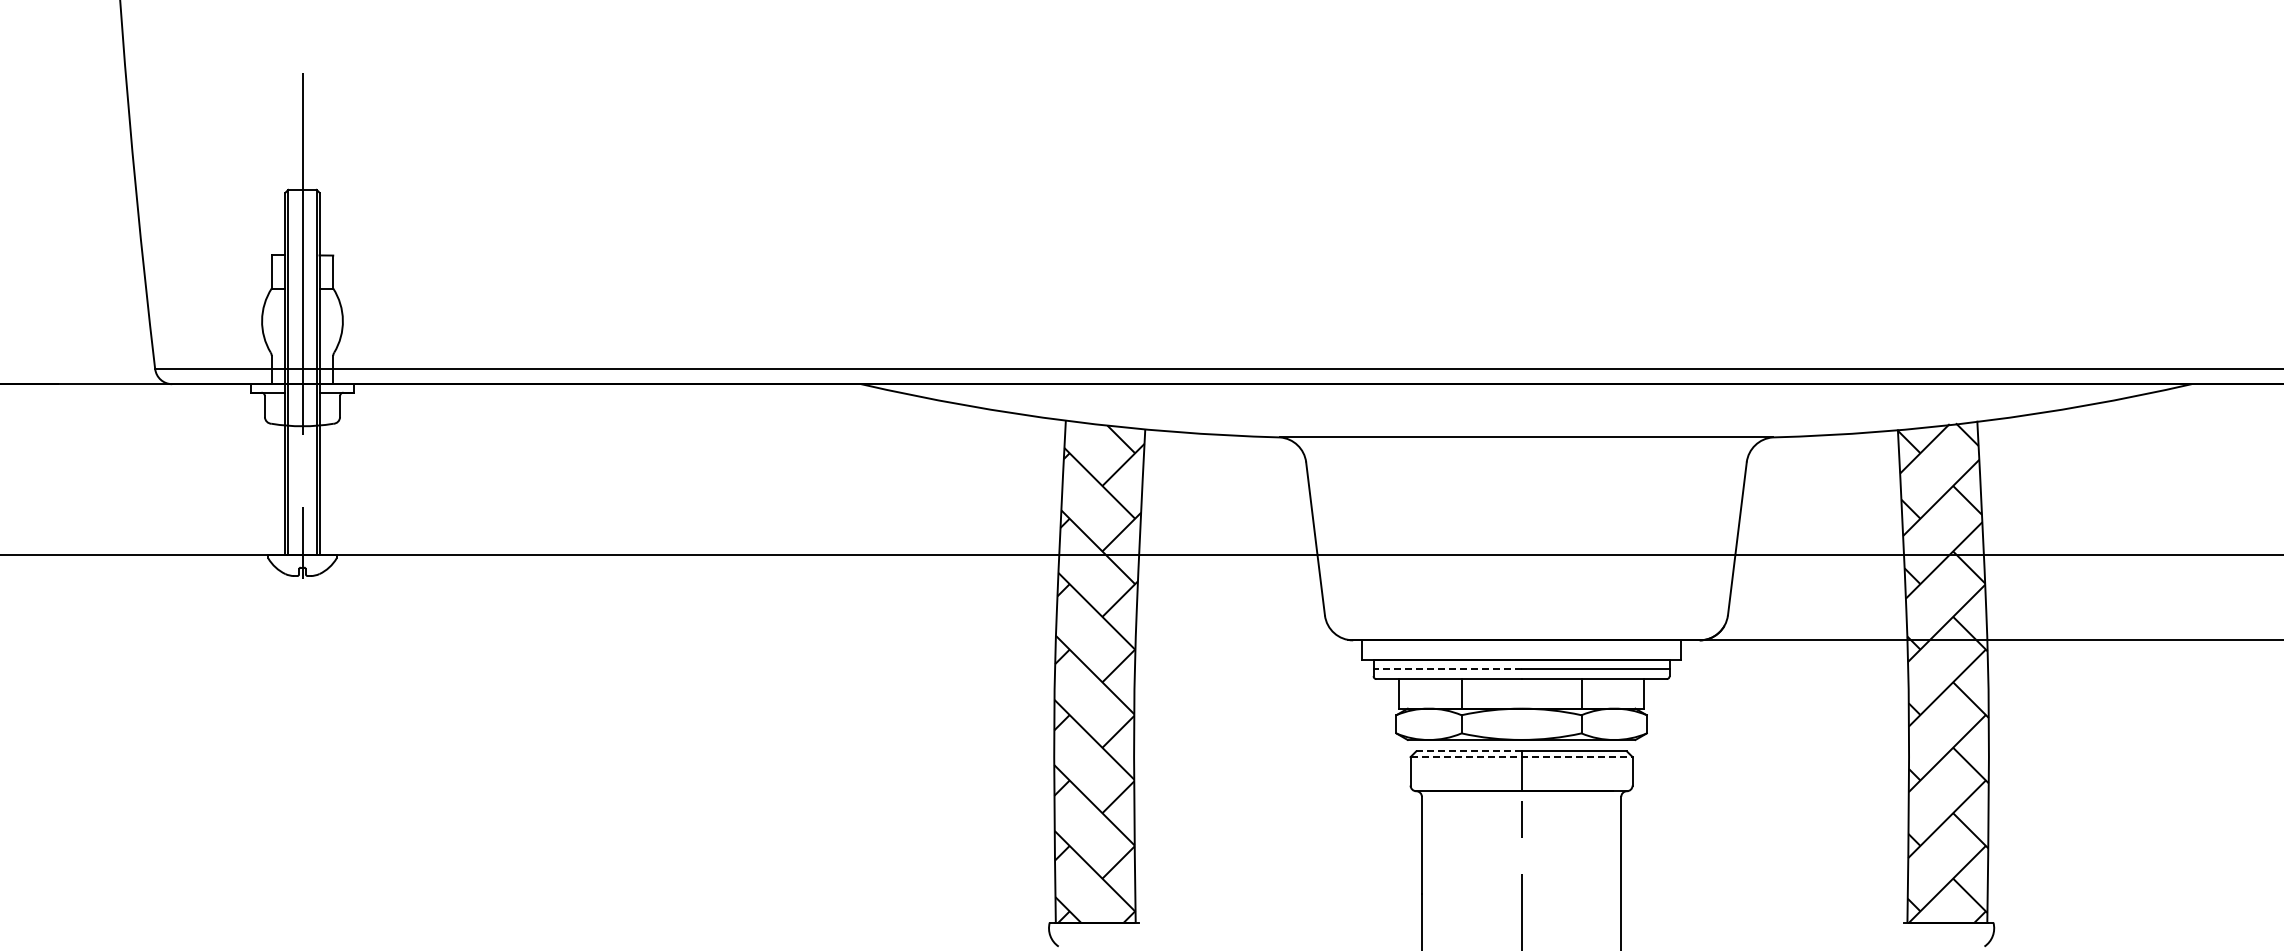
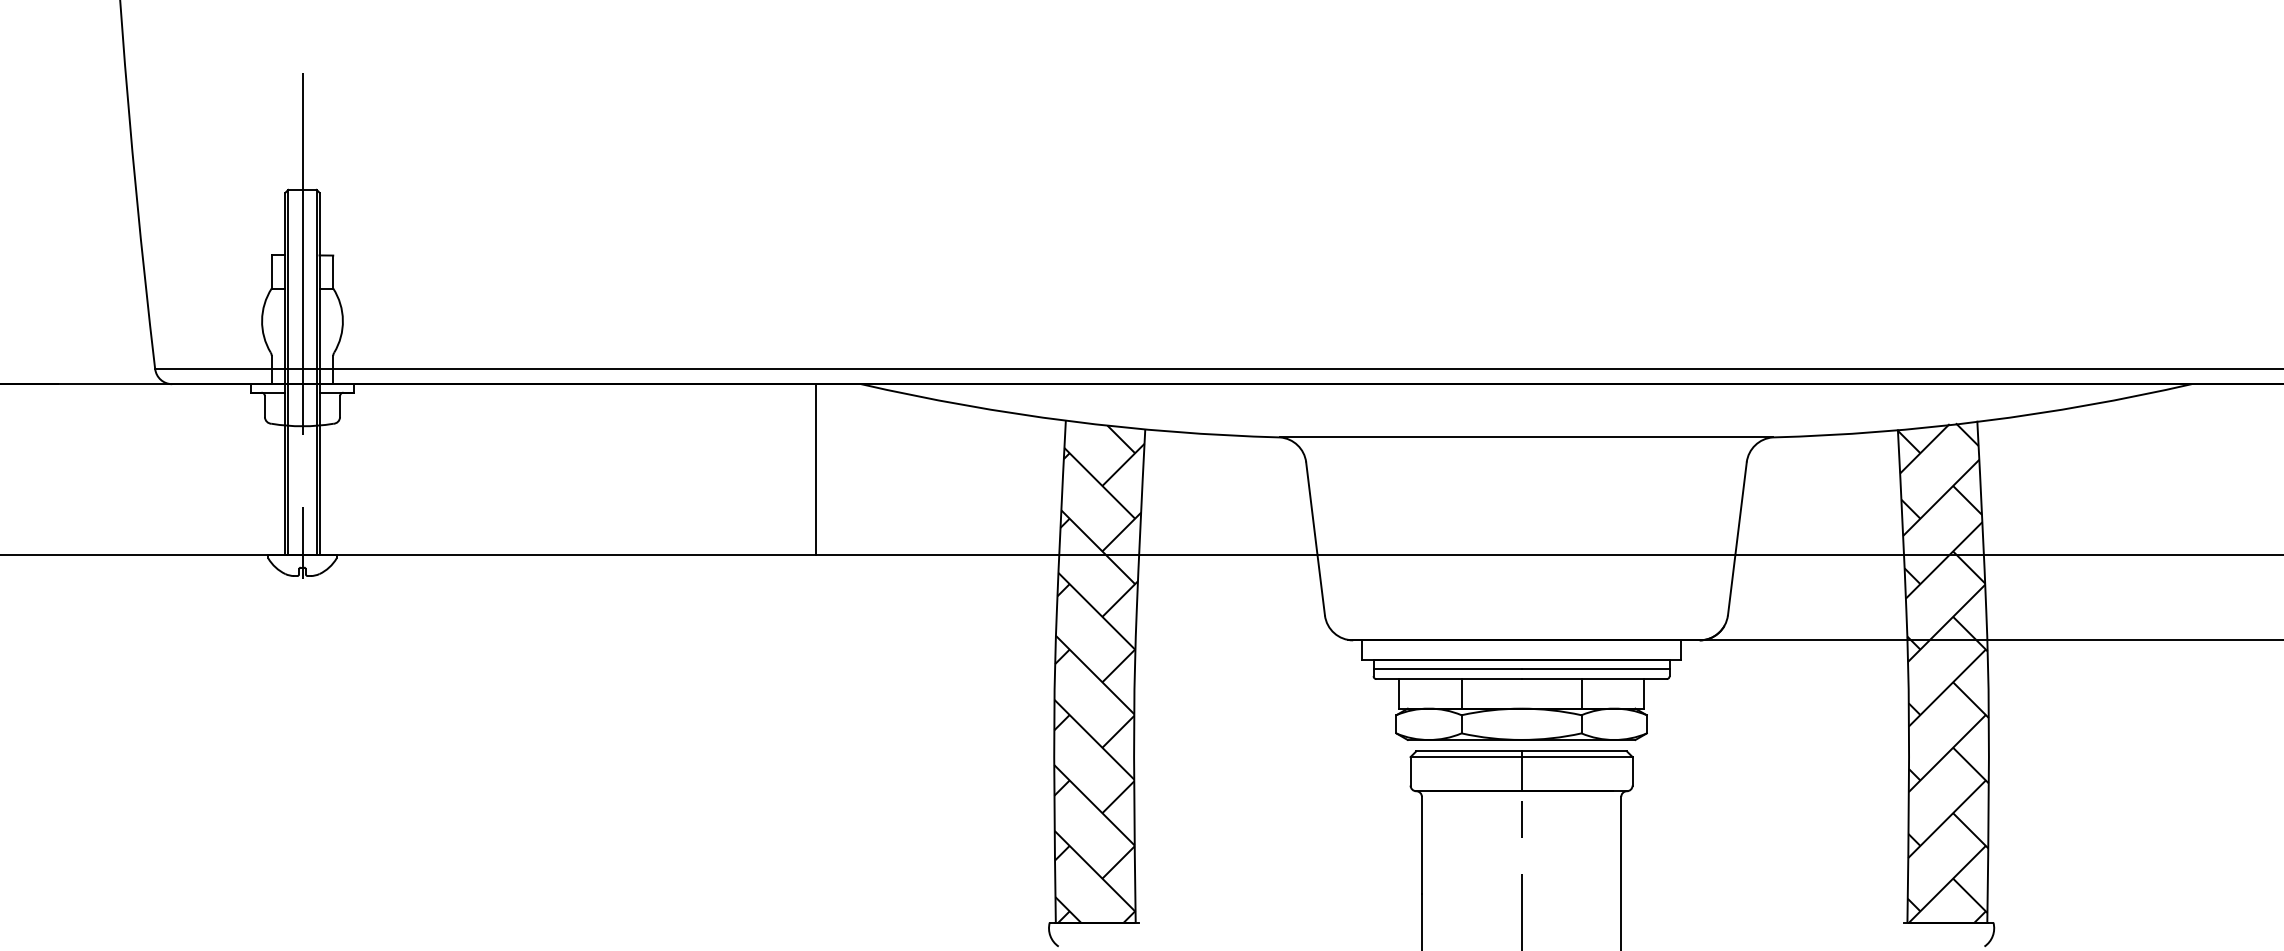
line: none -> present (815, 469)
line: dashed -> solid (1447, 668)
line: dashed -> solid (1468, 751)
line: dashed -> solid (1522, 757)
